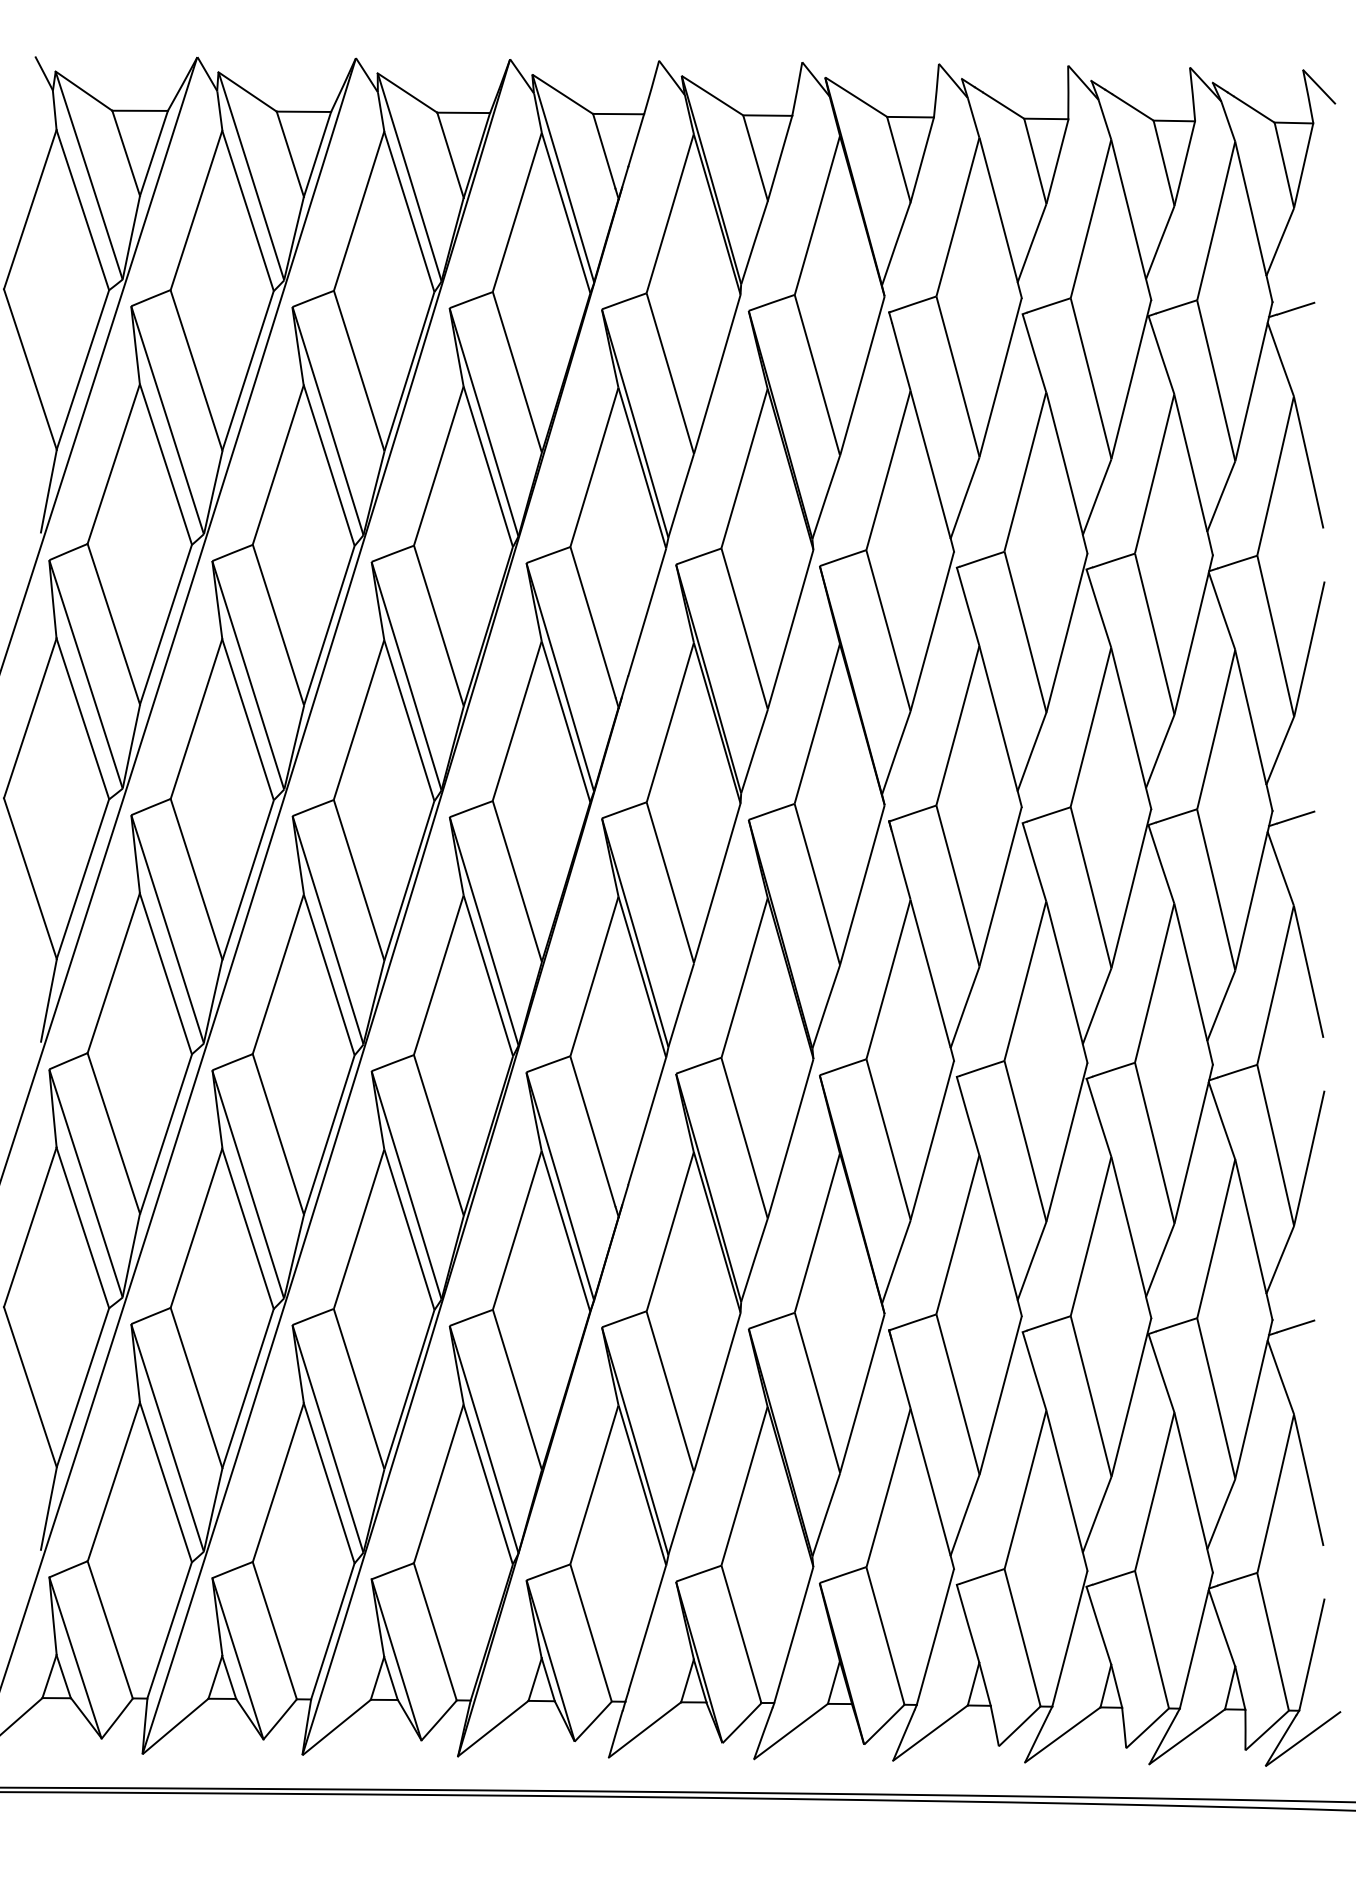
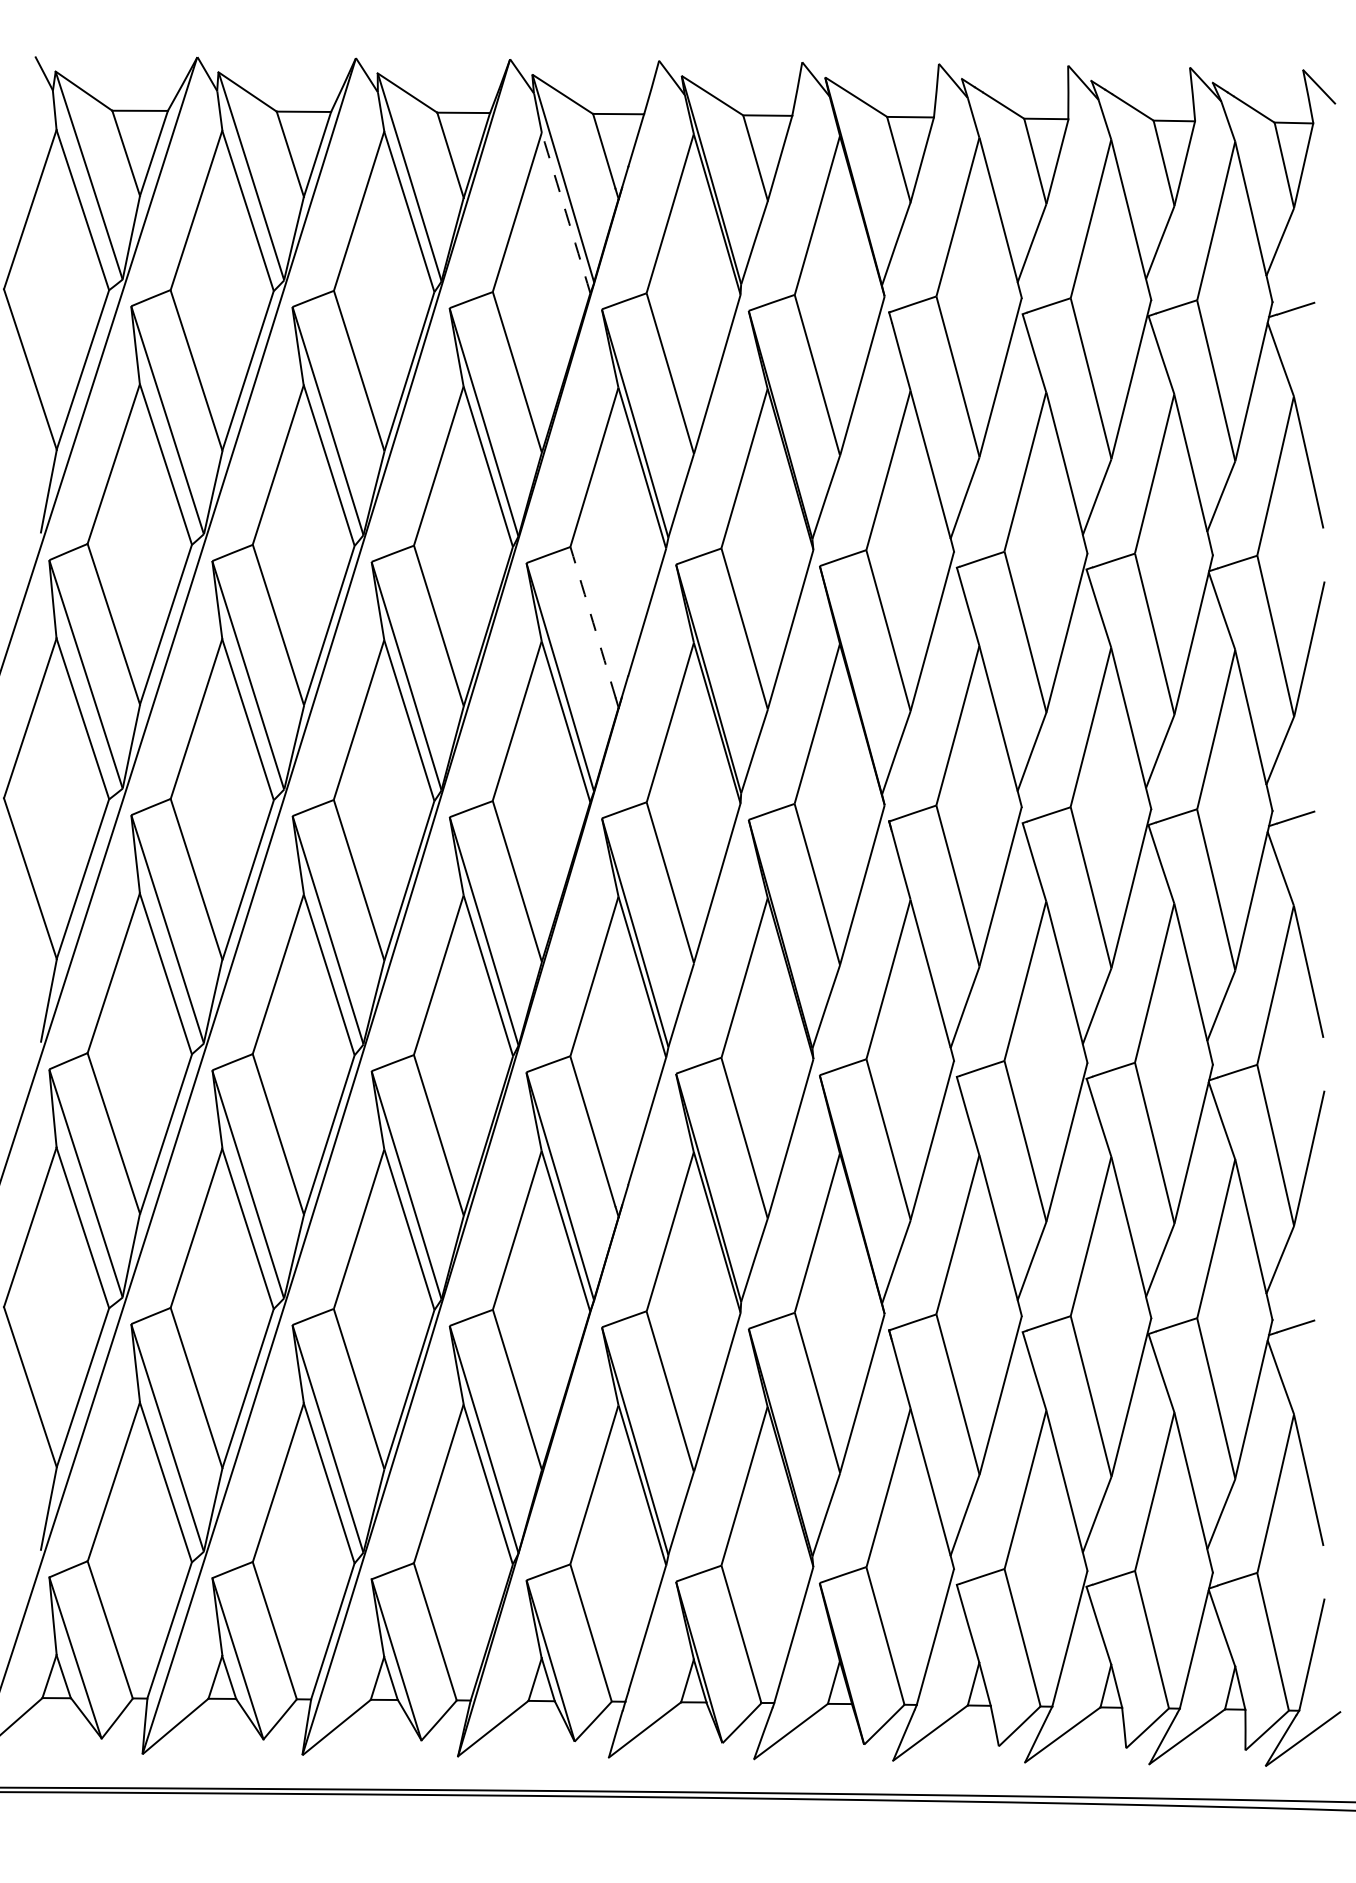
arc: solid -> dashed (566, 213)
arc: solid -> dashed (593, 622)
